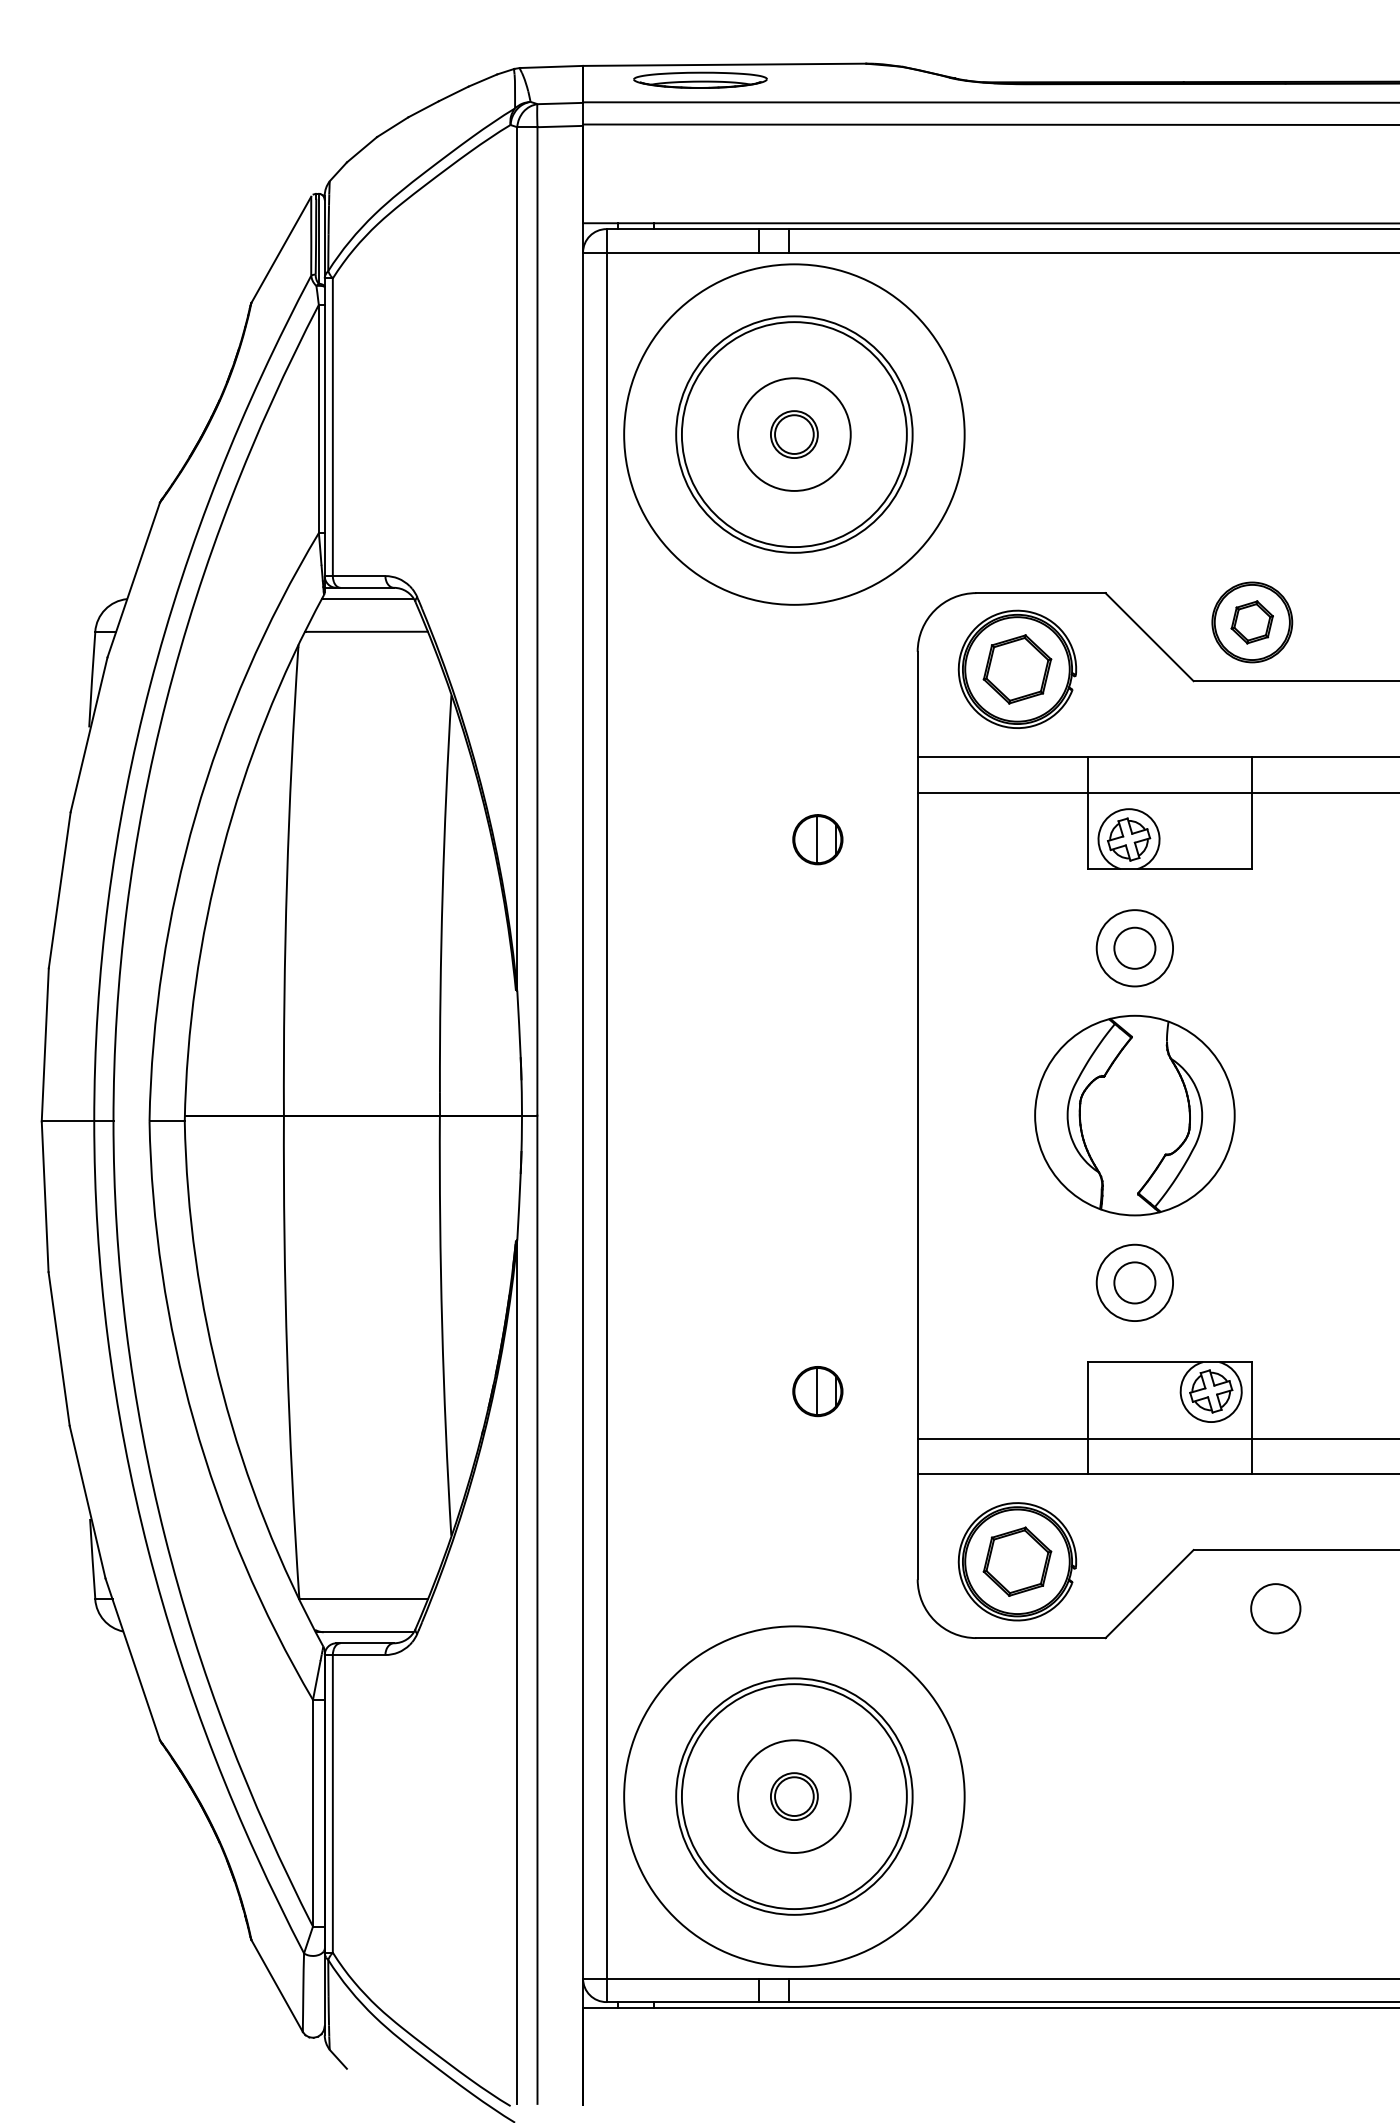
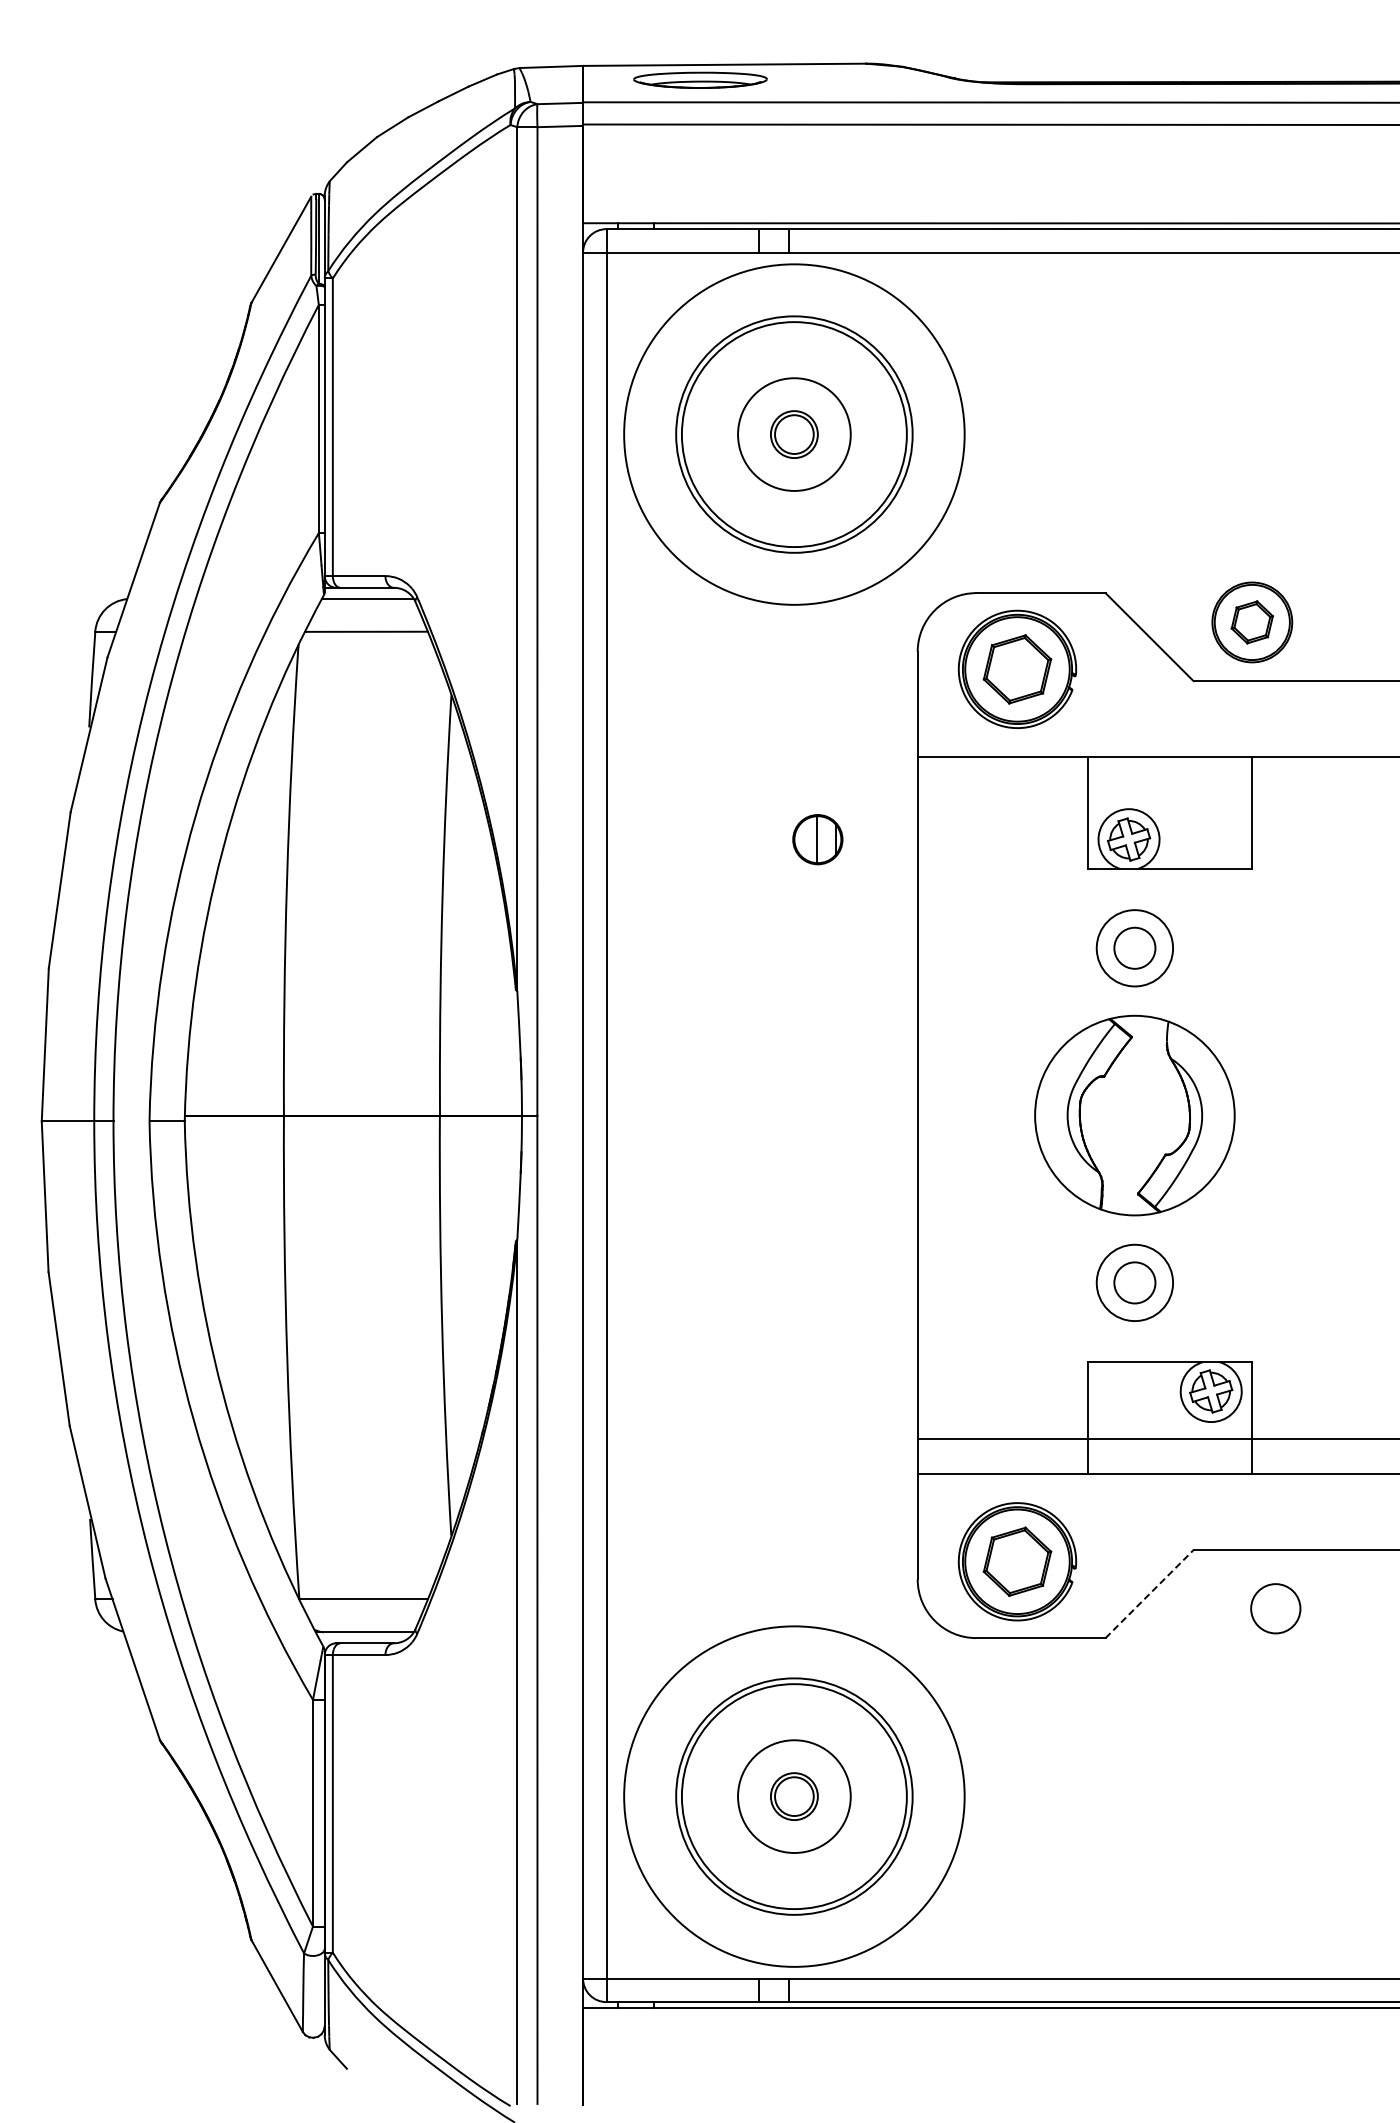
line: present -> none (1156, 792)
part: present -> none (817, 1391)
line: solid -> dashed (1149, 1593)
